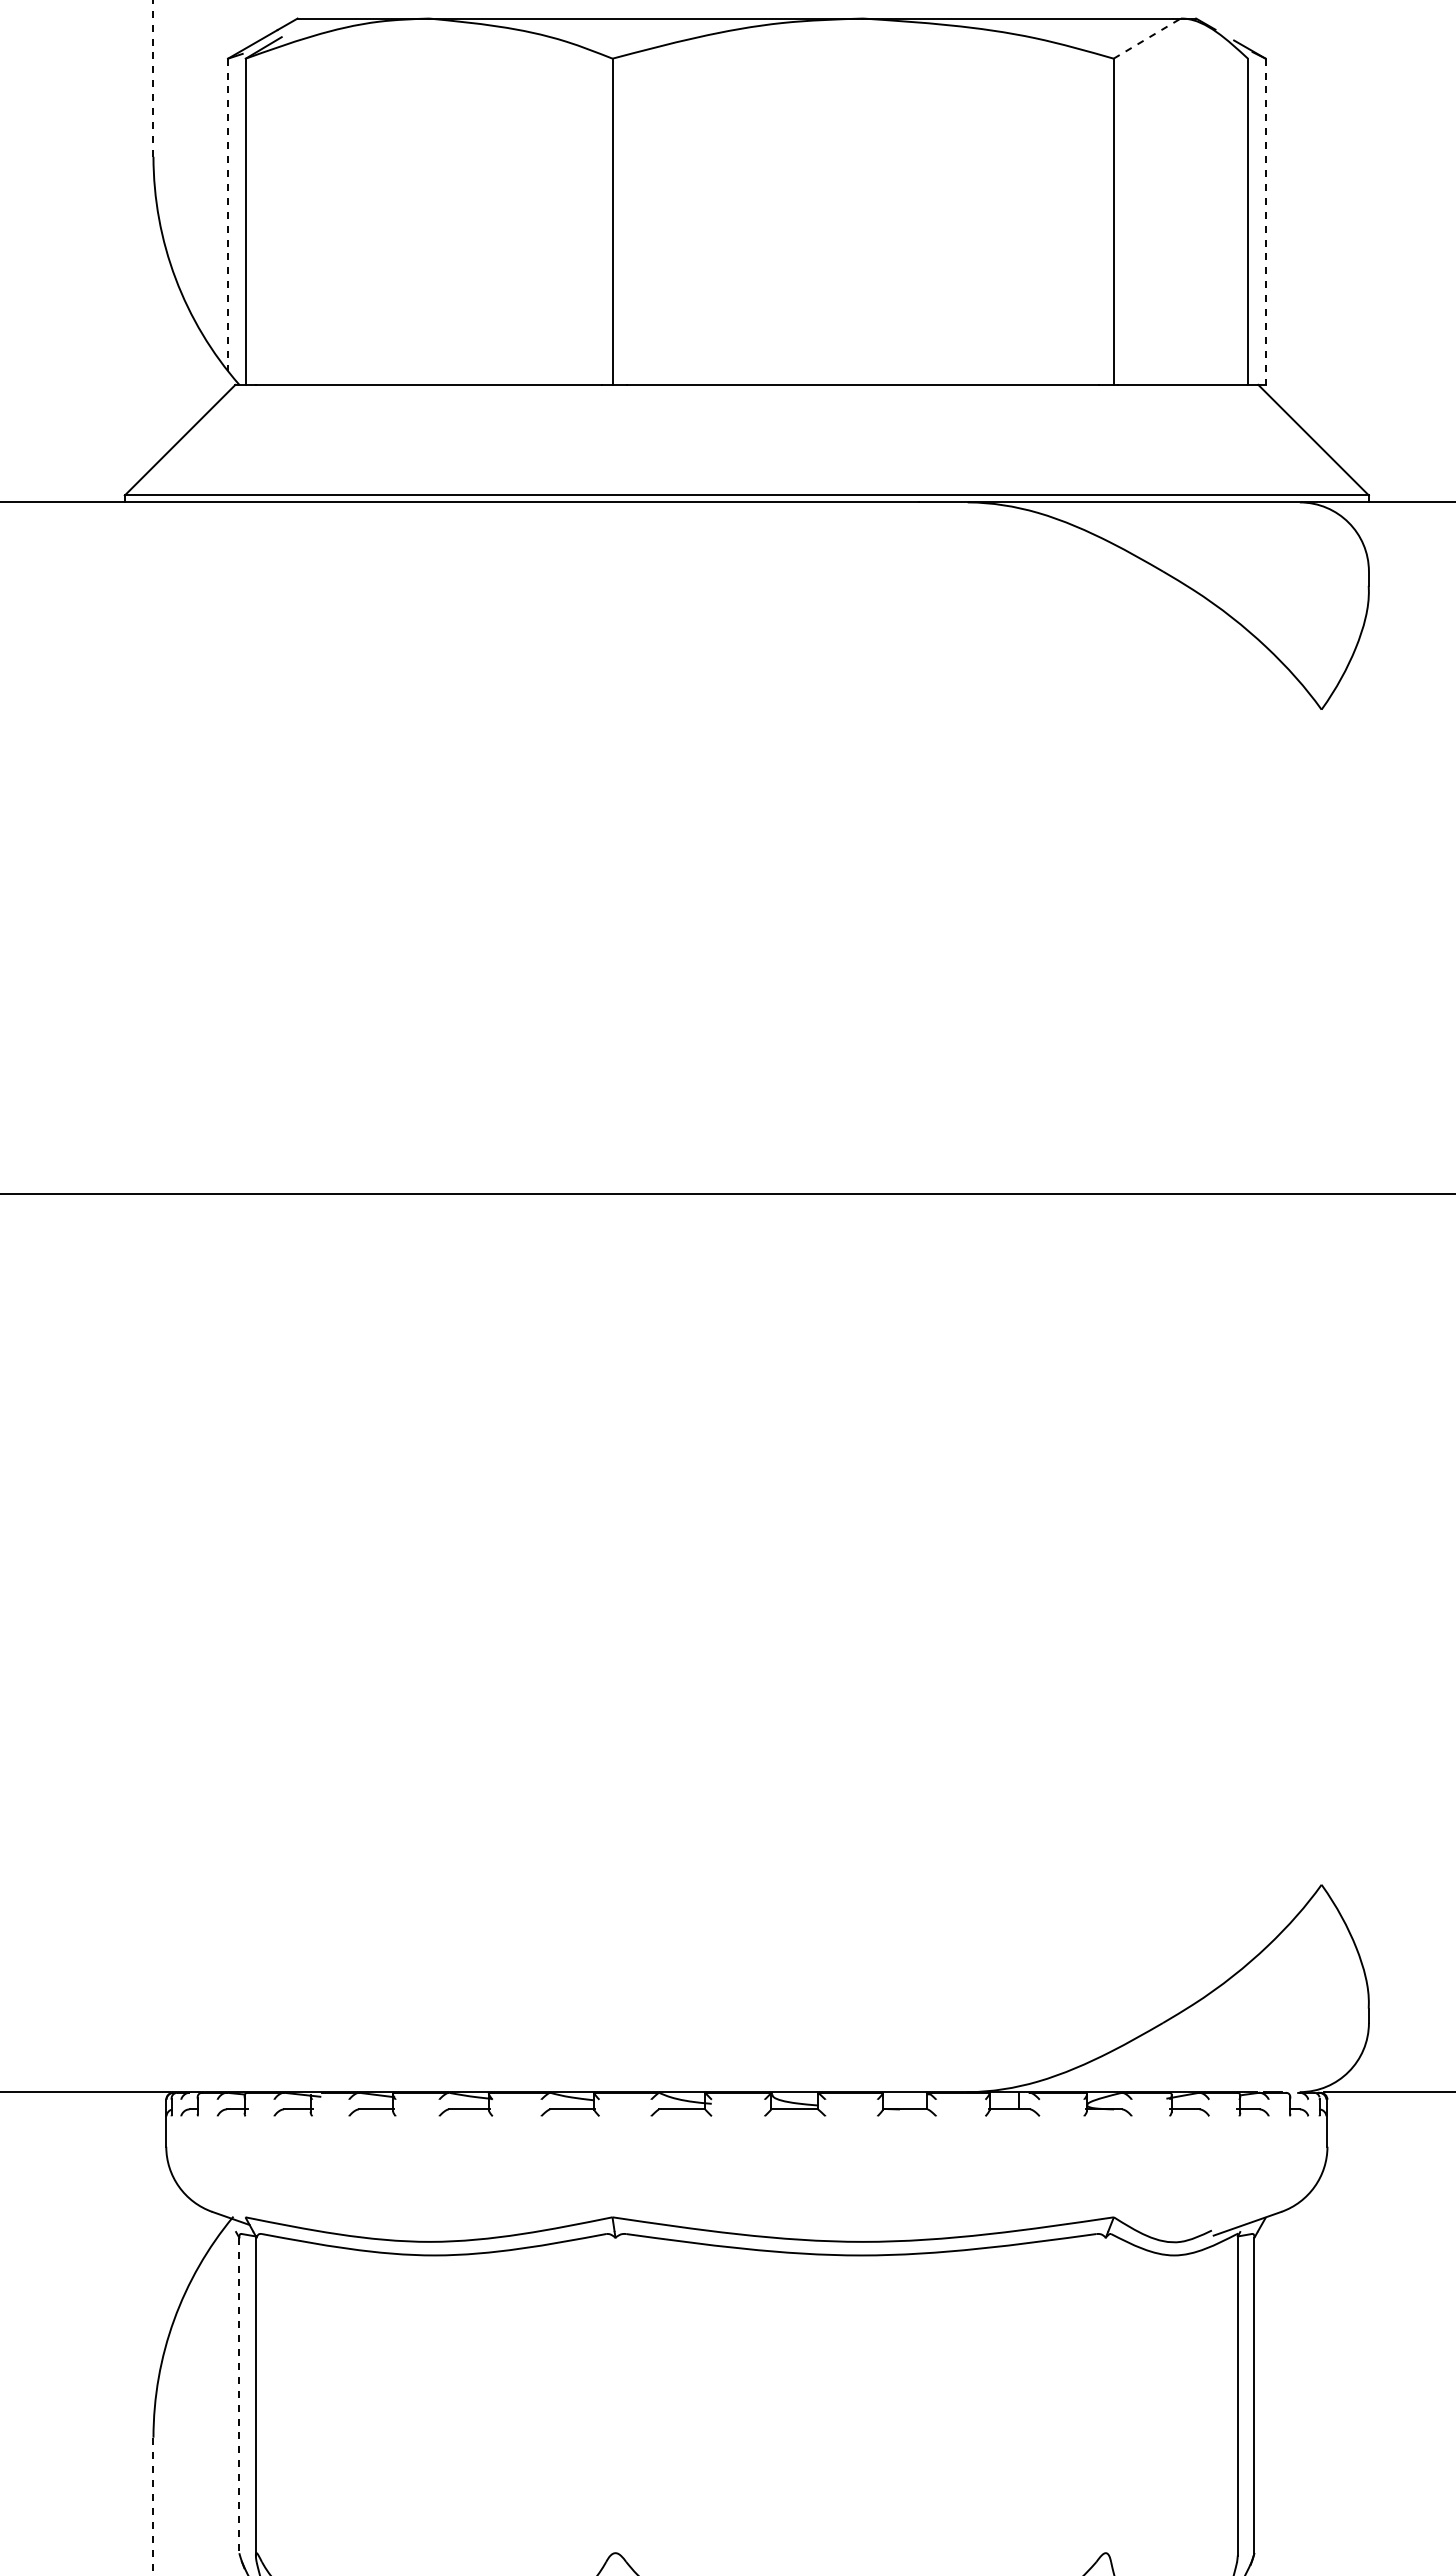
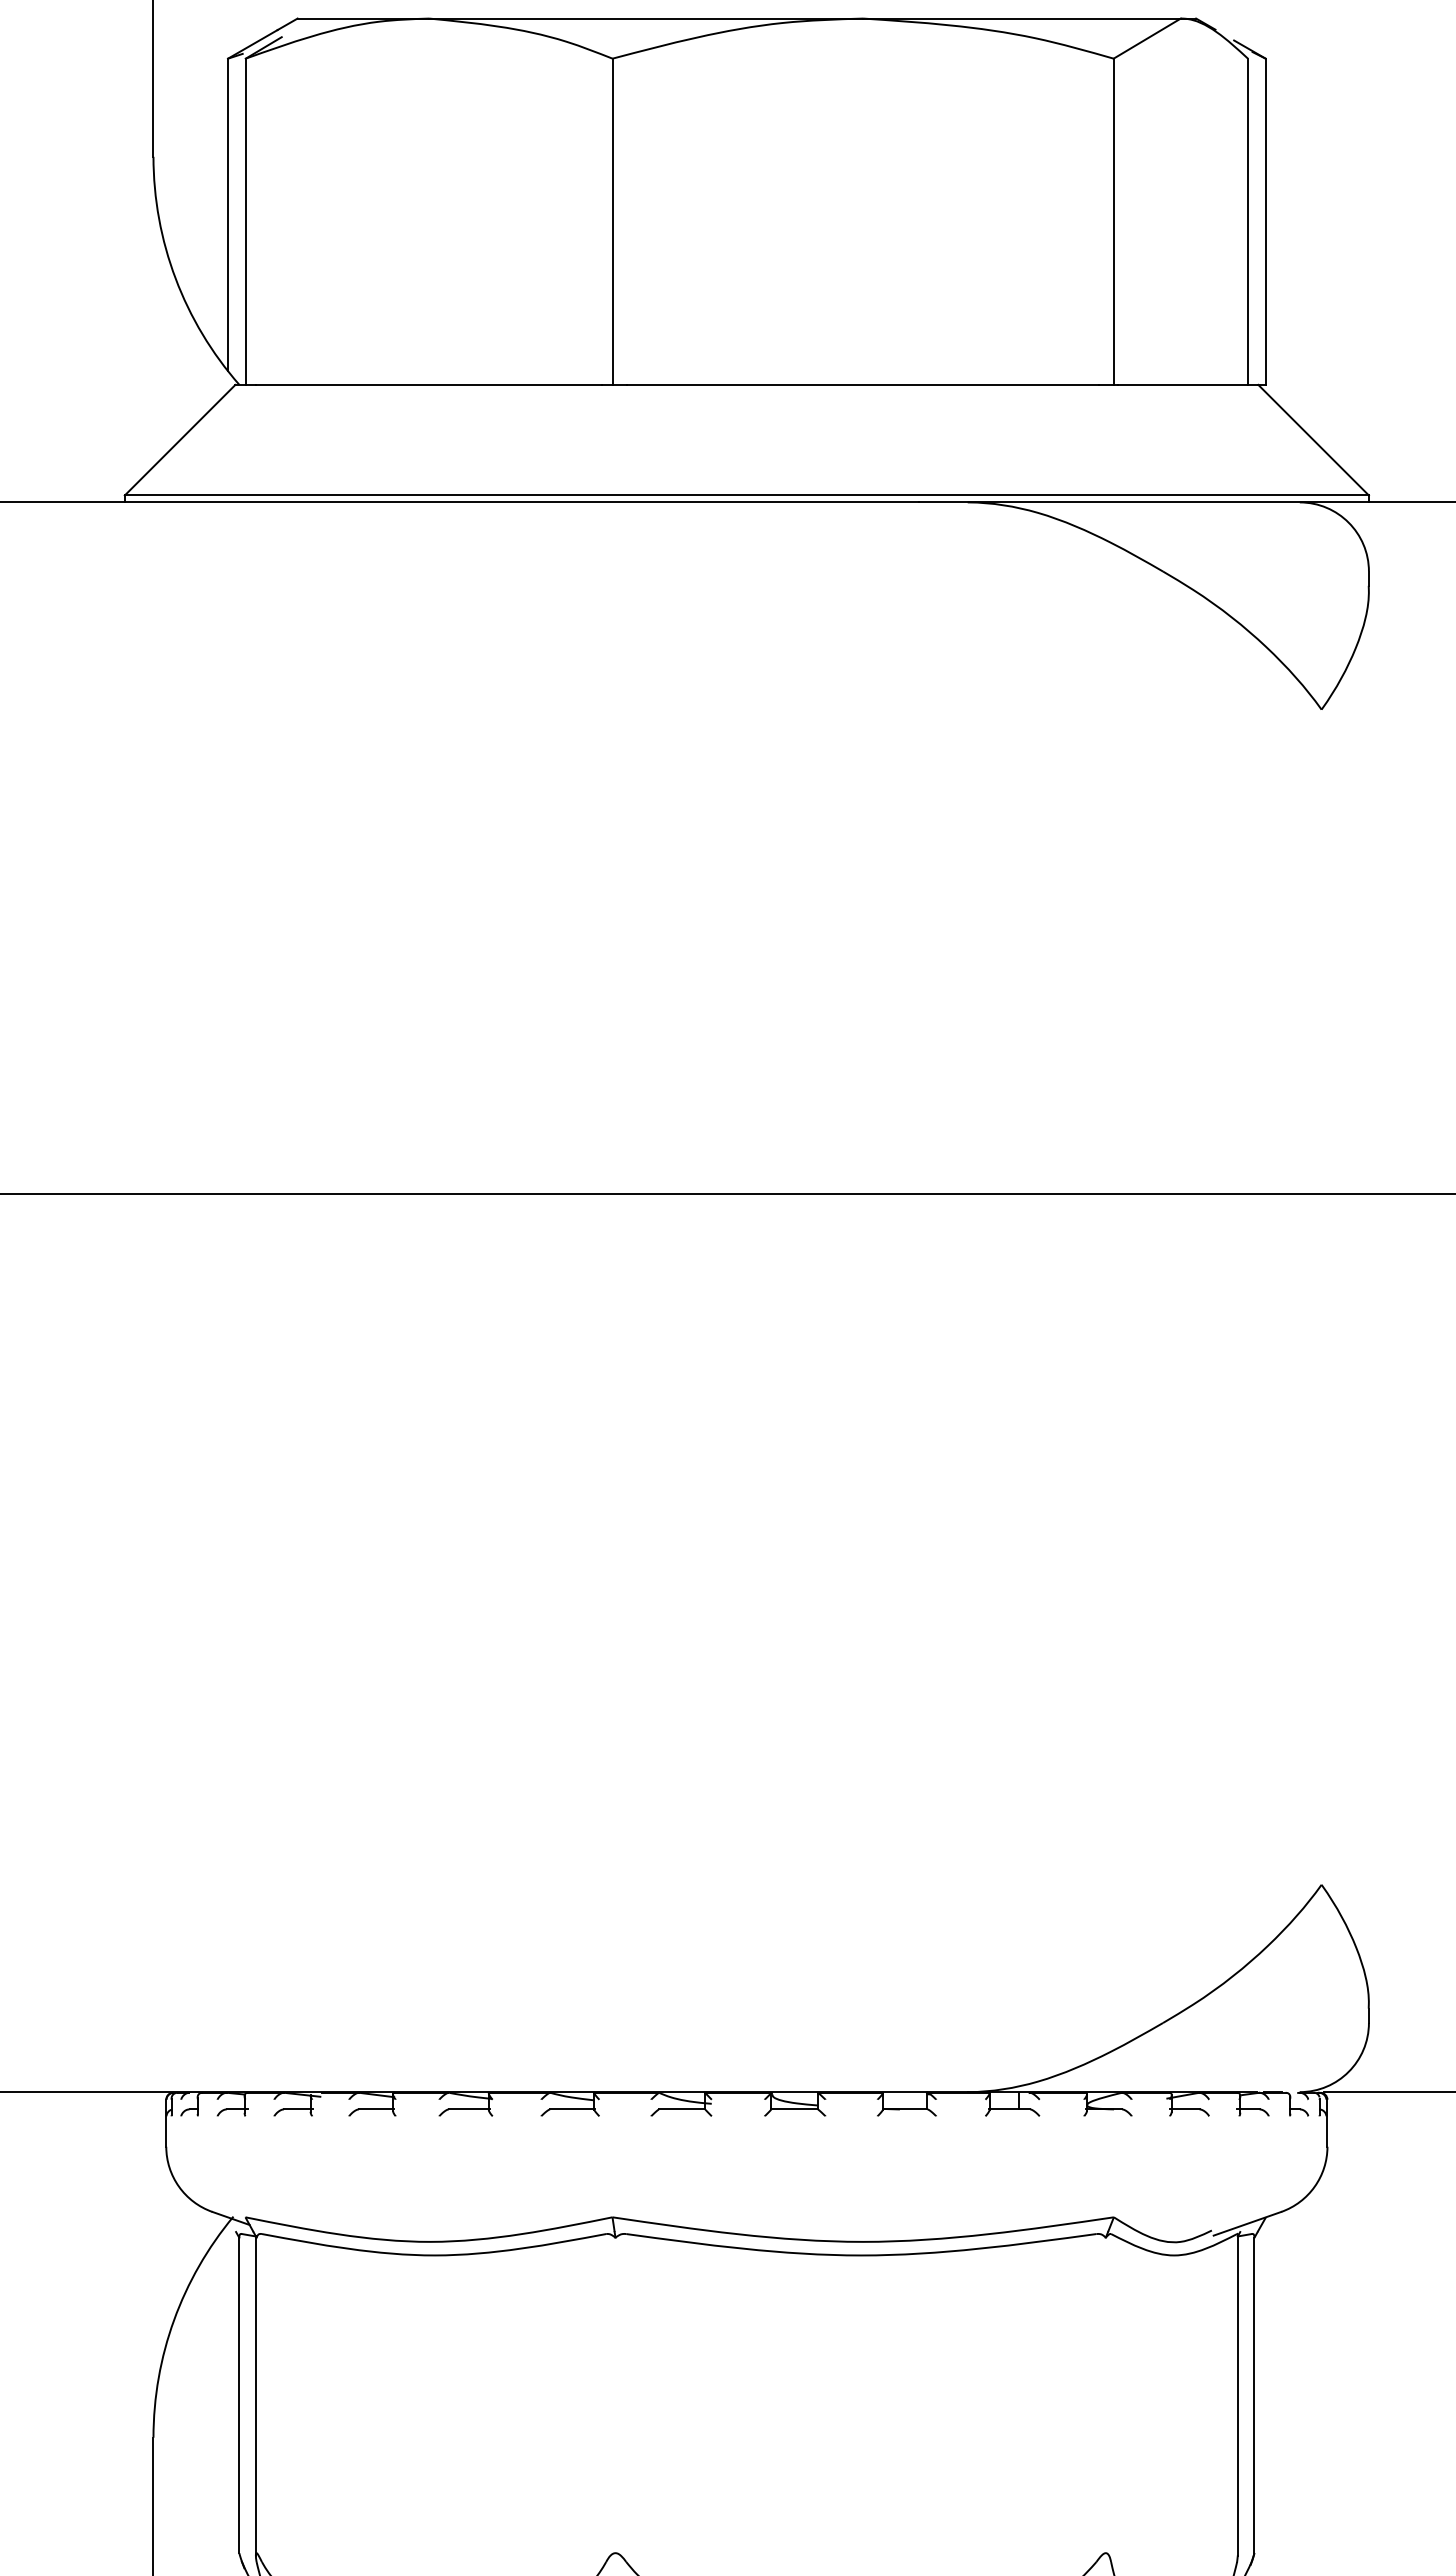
line: dashed -> solid (1147, 38)
line: dashed -> solid (153, 77)
line: dashed -> solid (228, 215)
line: dashed -> solid (1265, 222)
line: dashed -> solid (239, 2395)
line: dashed -> solid (153, 2506)
